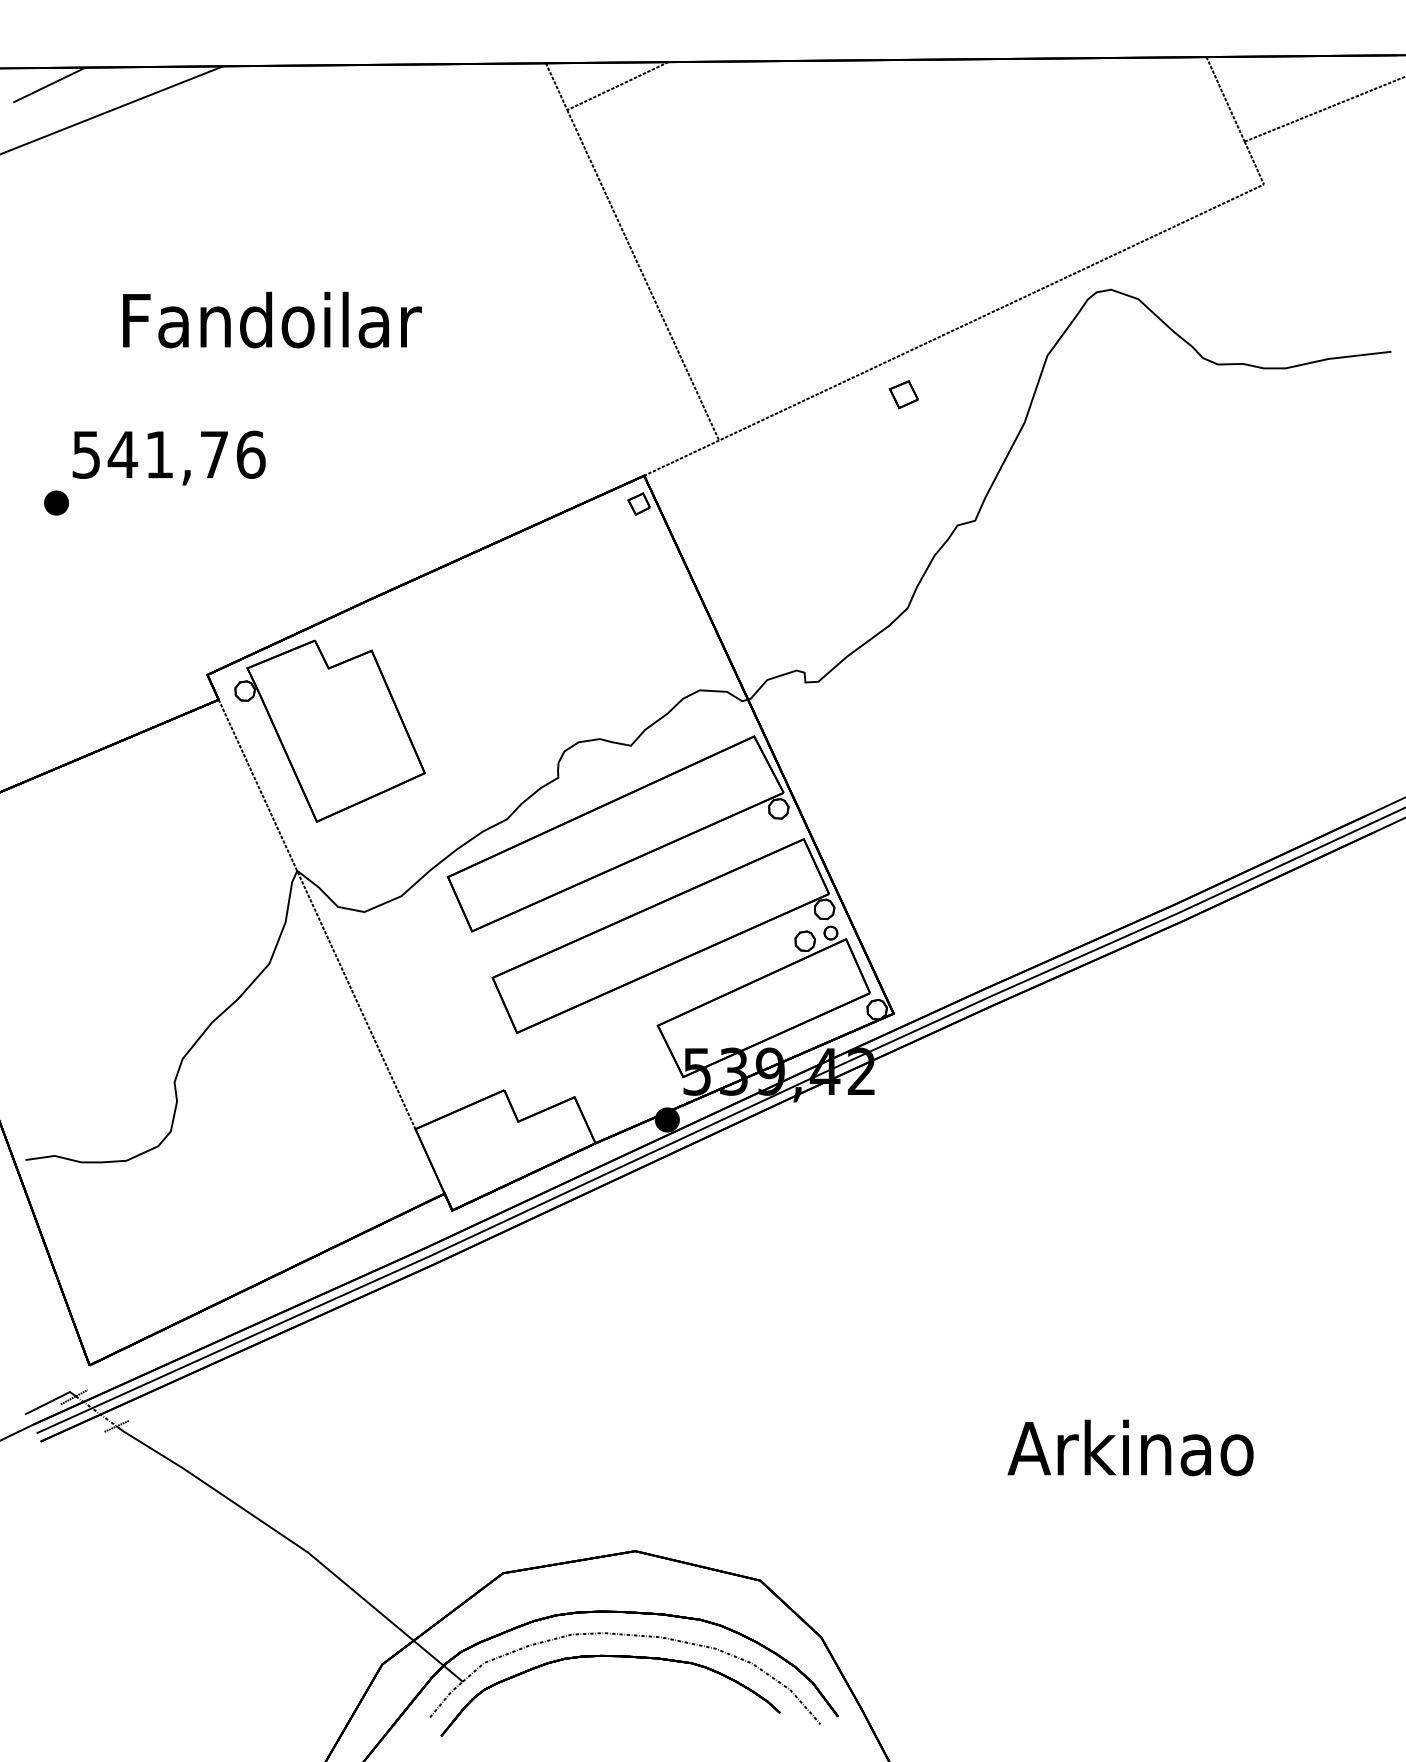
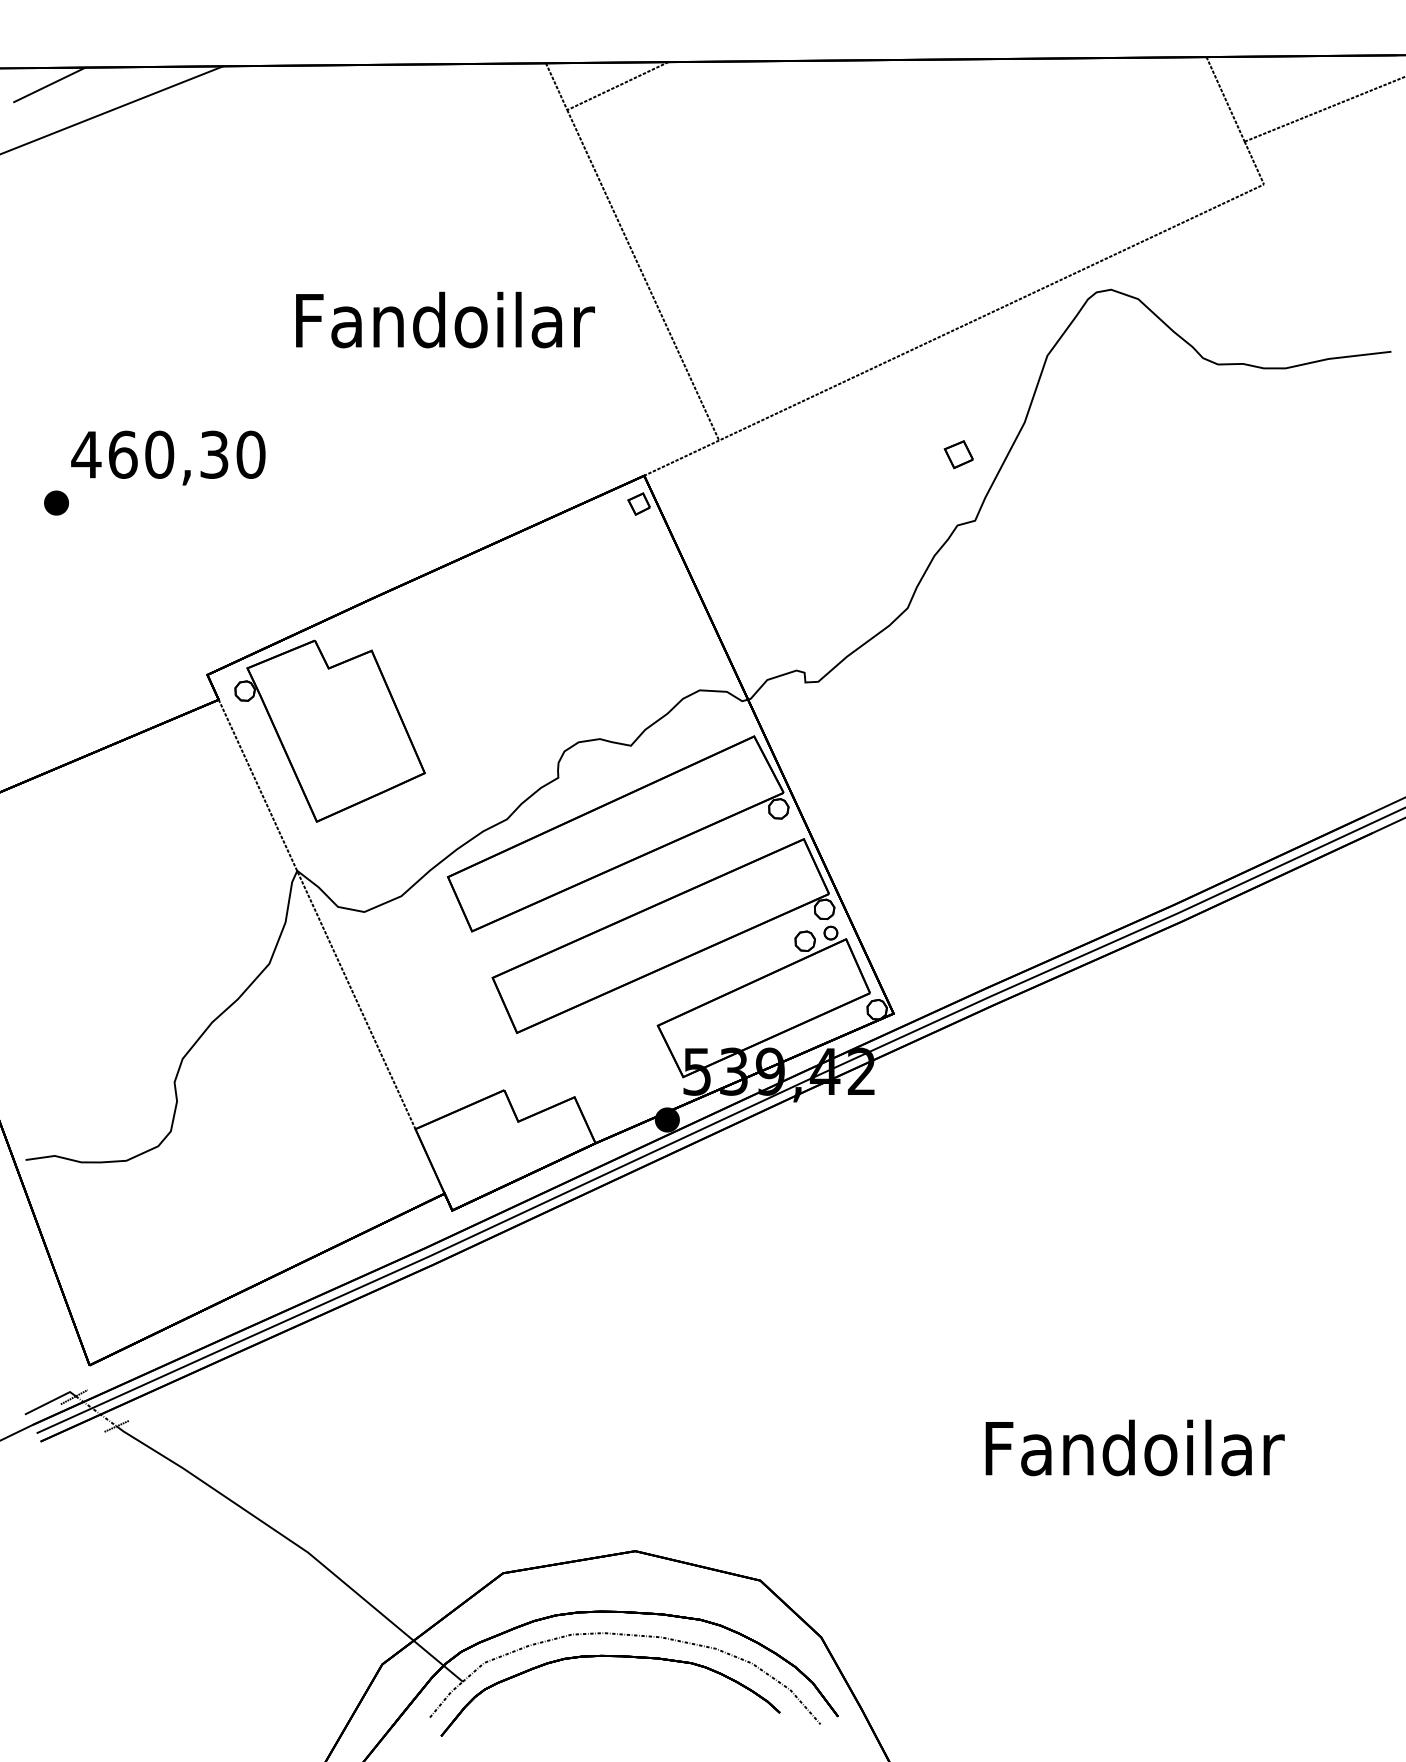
text position: (272, 319) -> (445, 319) (445, 319)
part position: (903, 394) -> (958, 454) (958, 454)
text: 541,76 -> 460,30 (168, 454)
text: Arkinao -> Fandoilar (1134, 1447)
